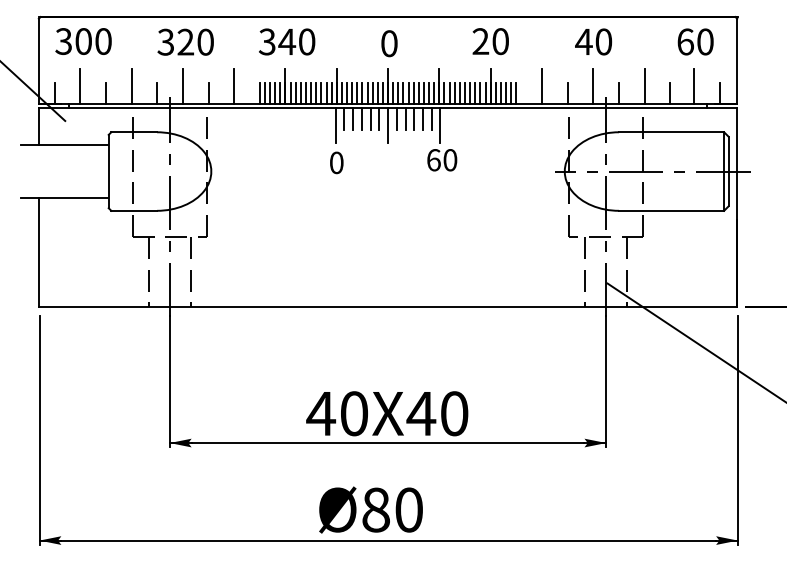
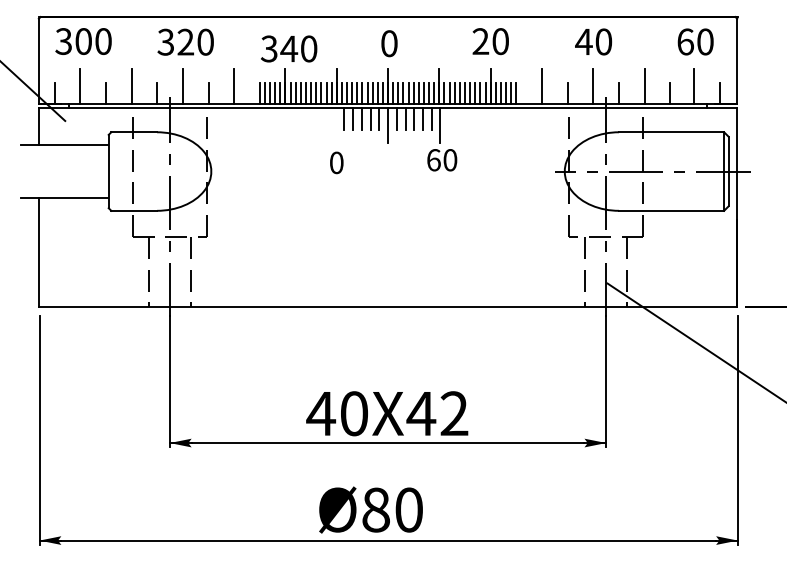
text position: (287, 41) -> (289, 48) (289, 48)
line: present -> none (335, 124)
text: 40X40 -> 40X42 (454, 413)
